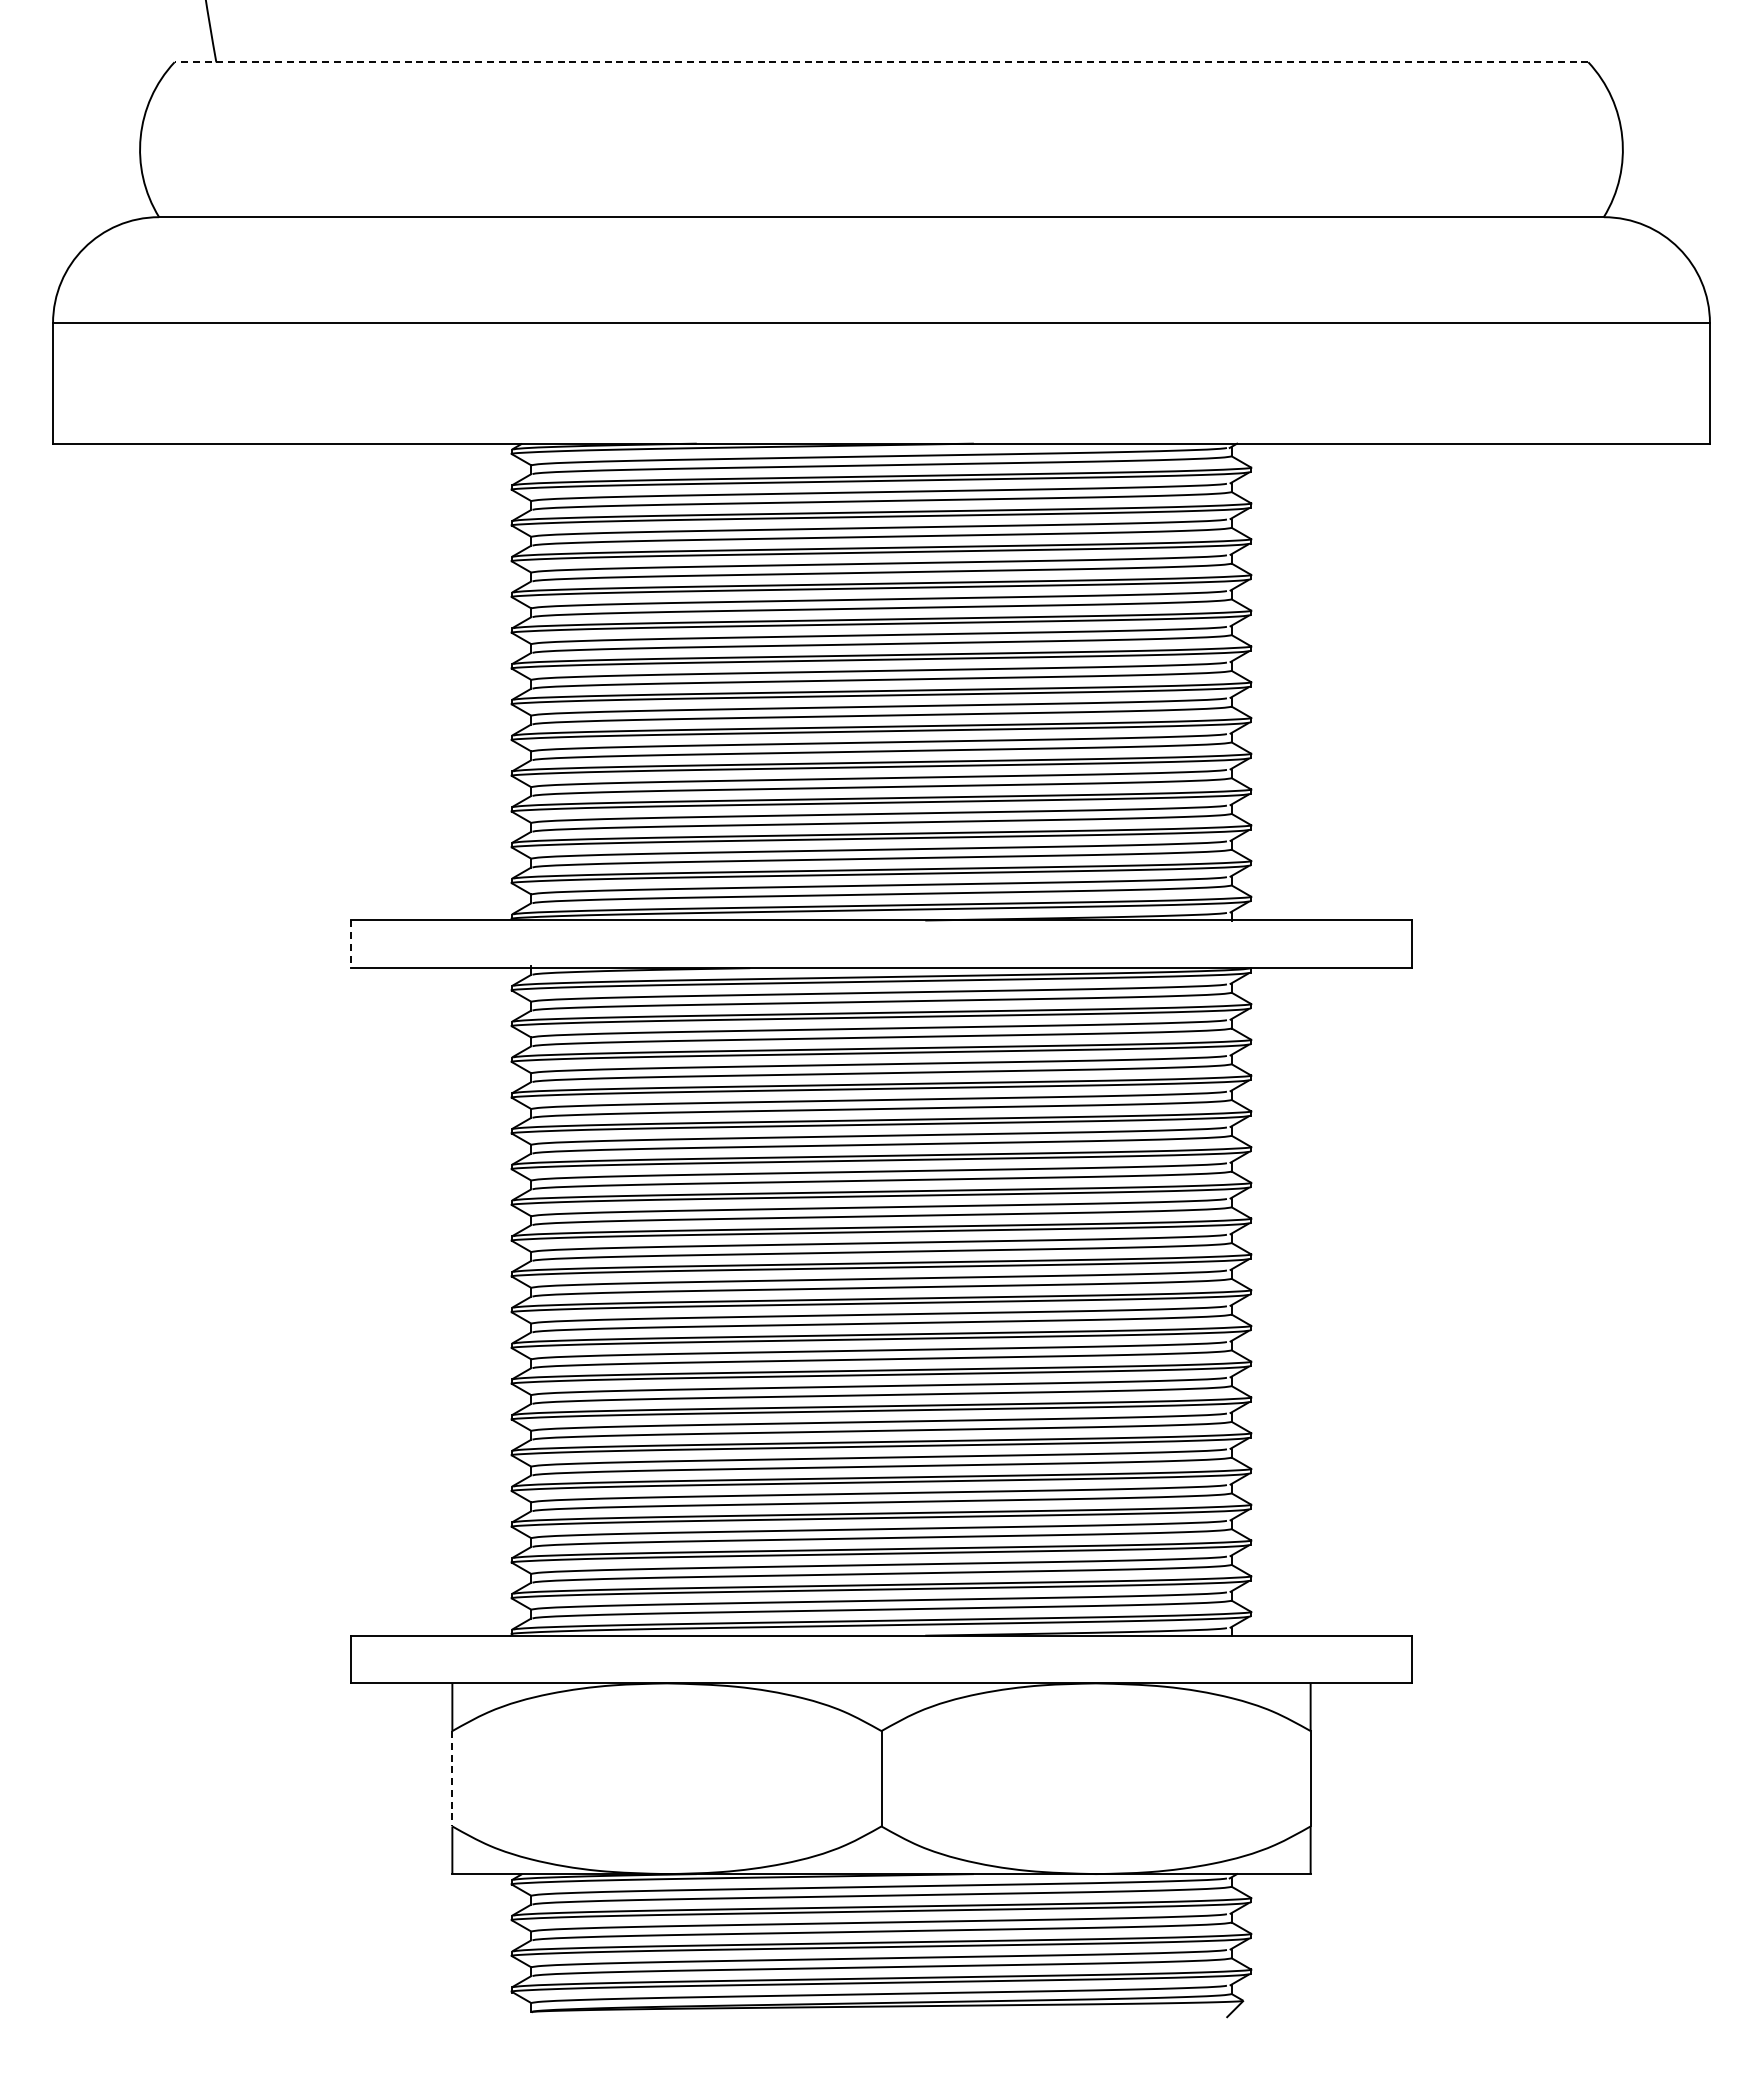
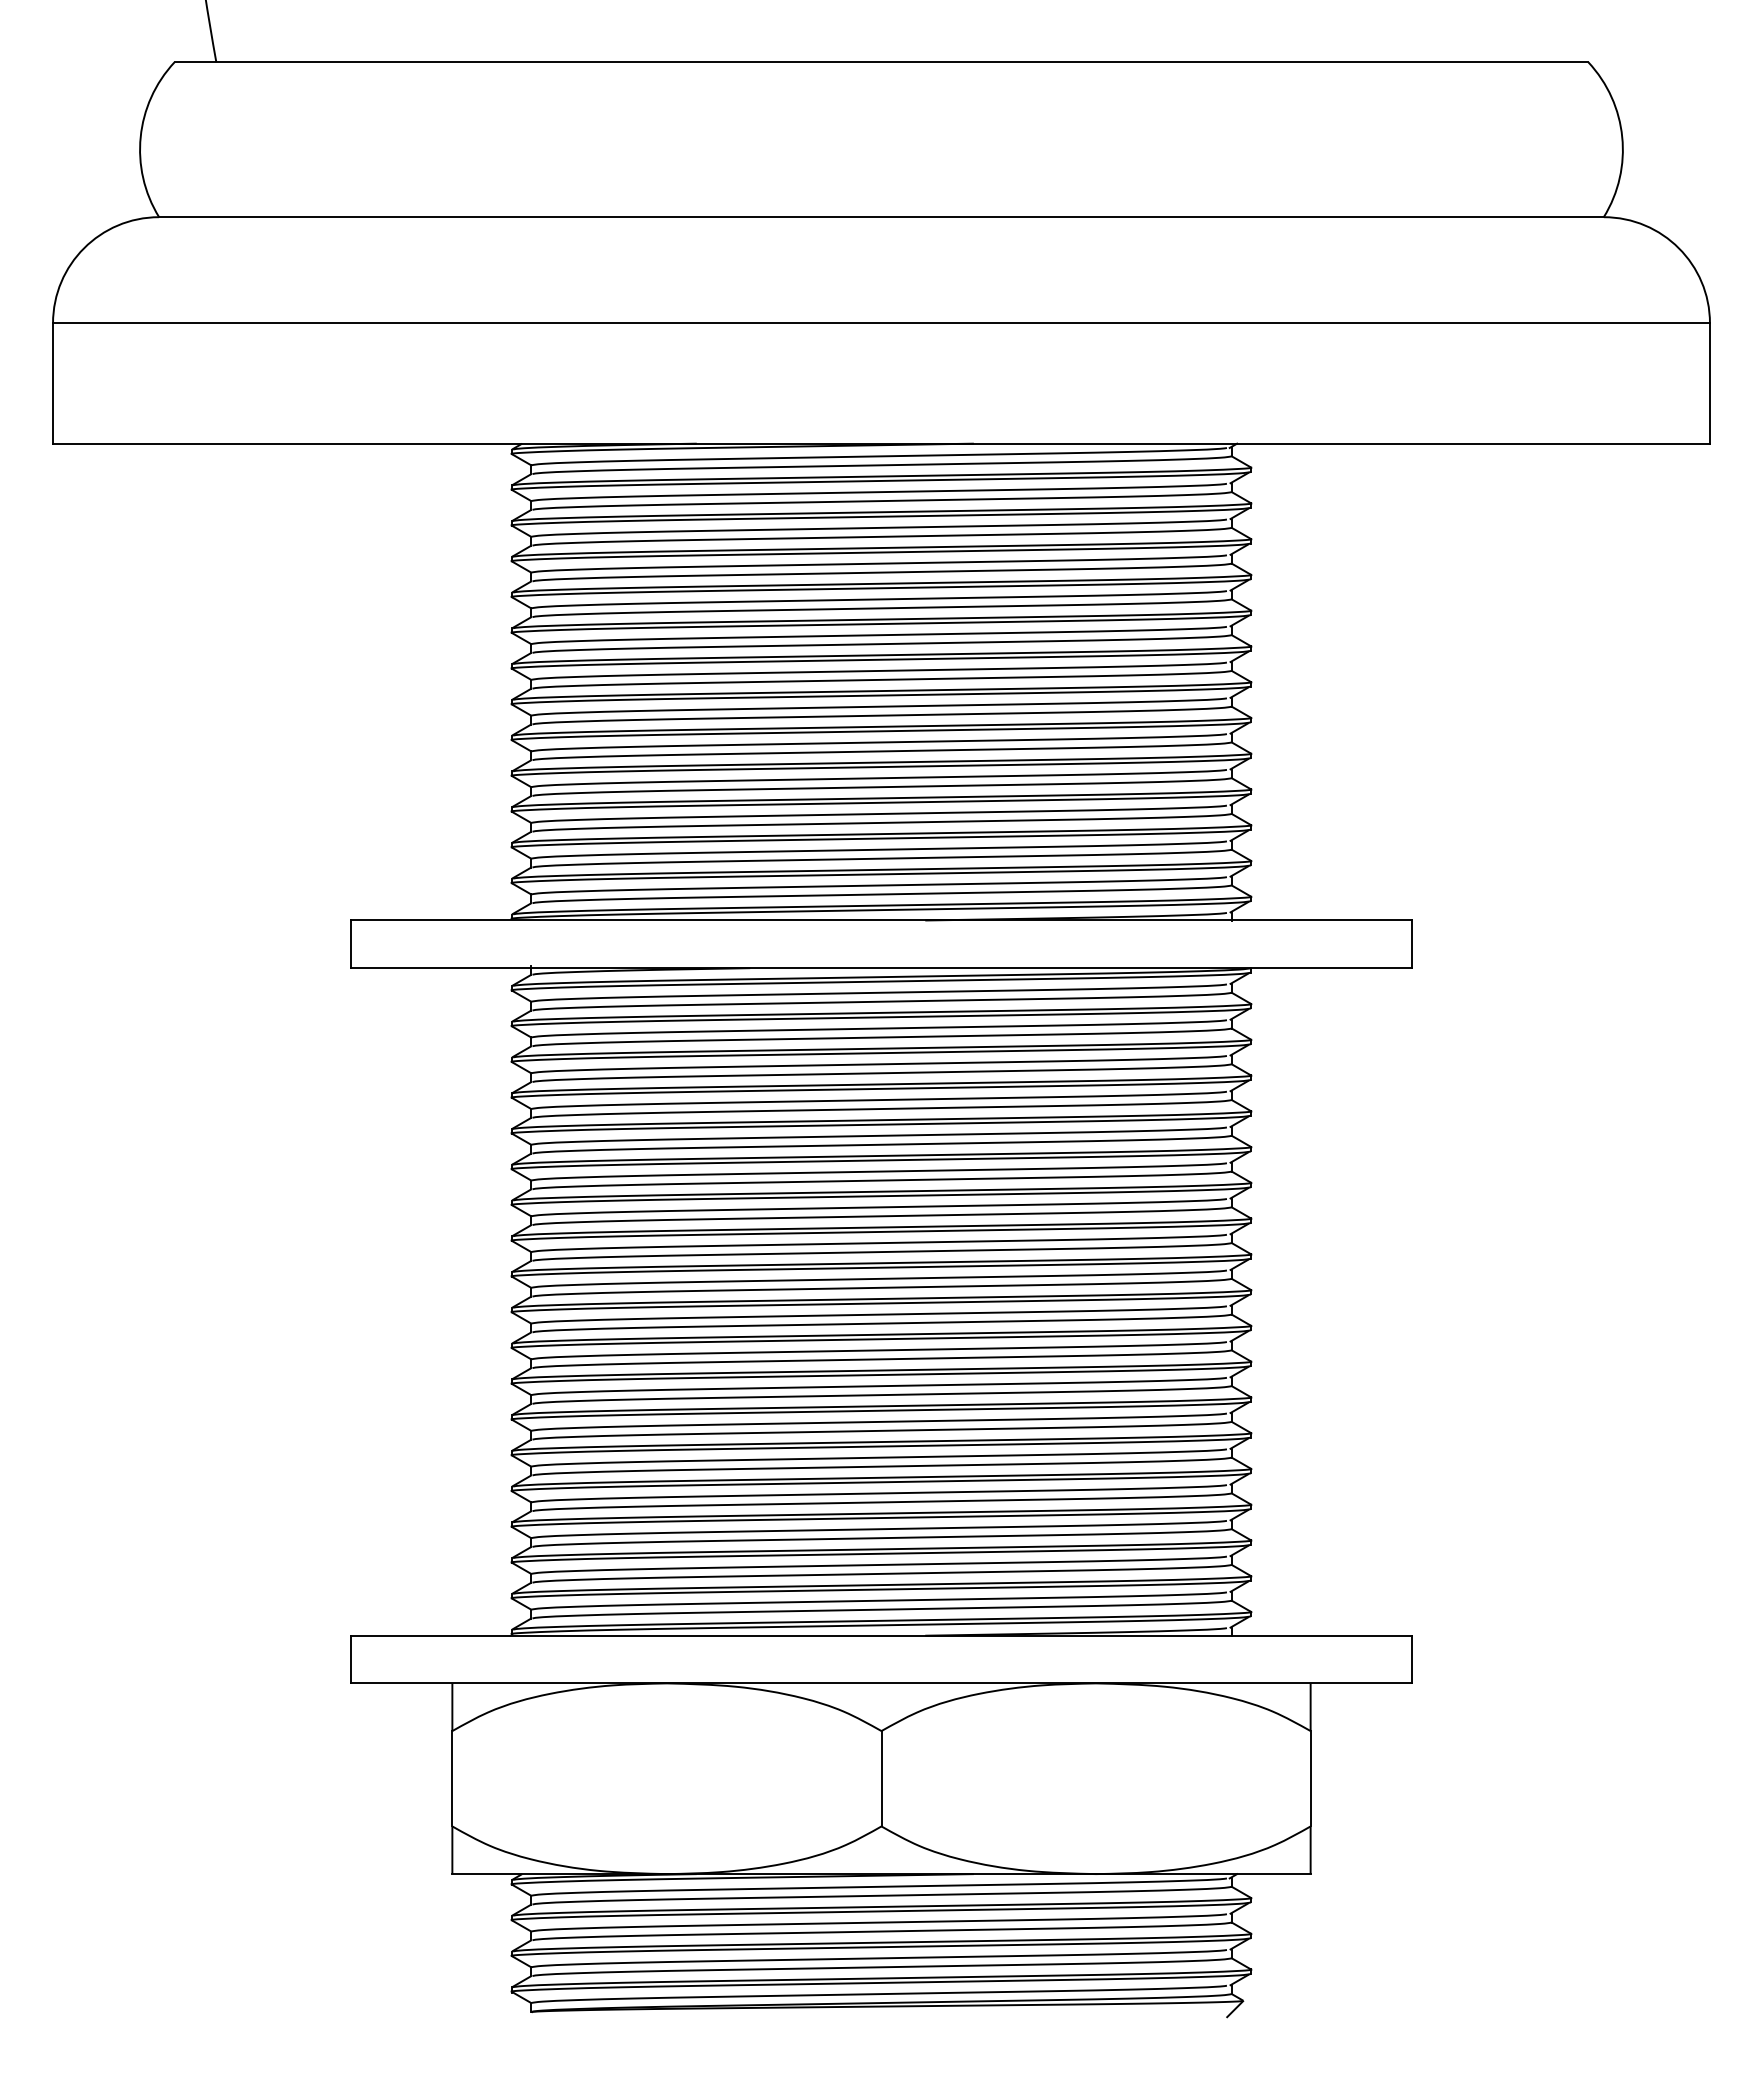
line: dashed -> solid (881, 62)
line: dashed -> solid (351, 944)
line: dashed -> solid (452, 1778)
